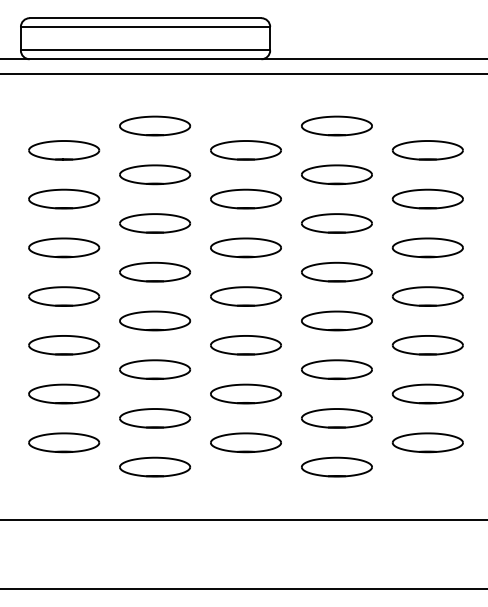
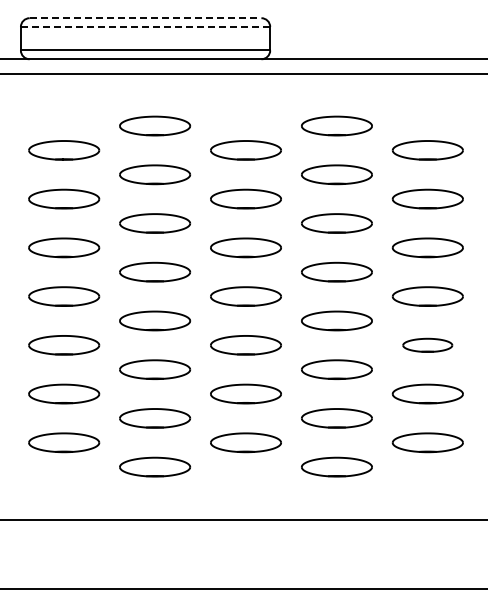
line: solid -> dashed (145, 18)
line: solid -> dashed (145, 27)
part size: 73x21 px -> 52x16 px (427, 344)
